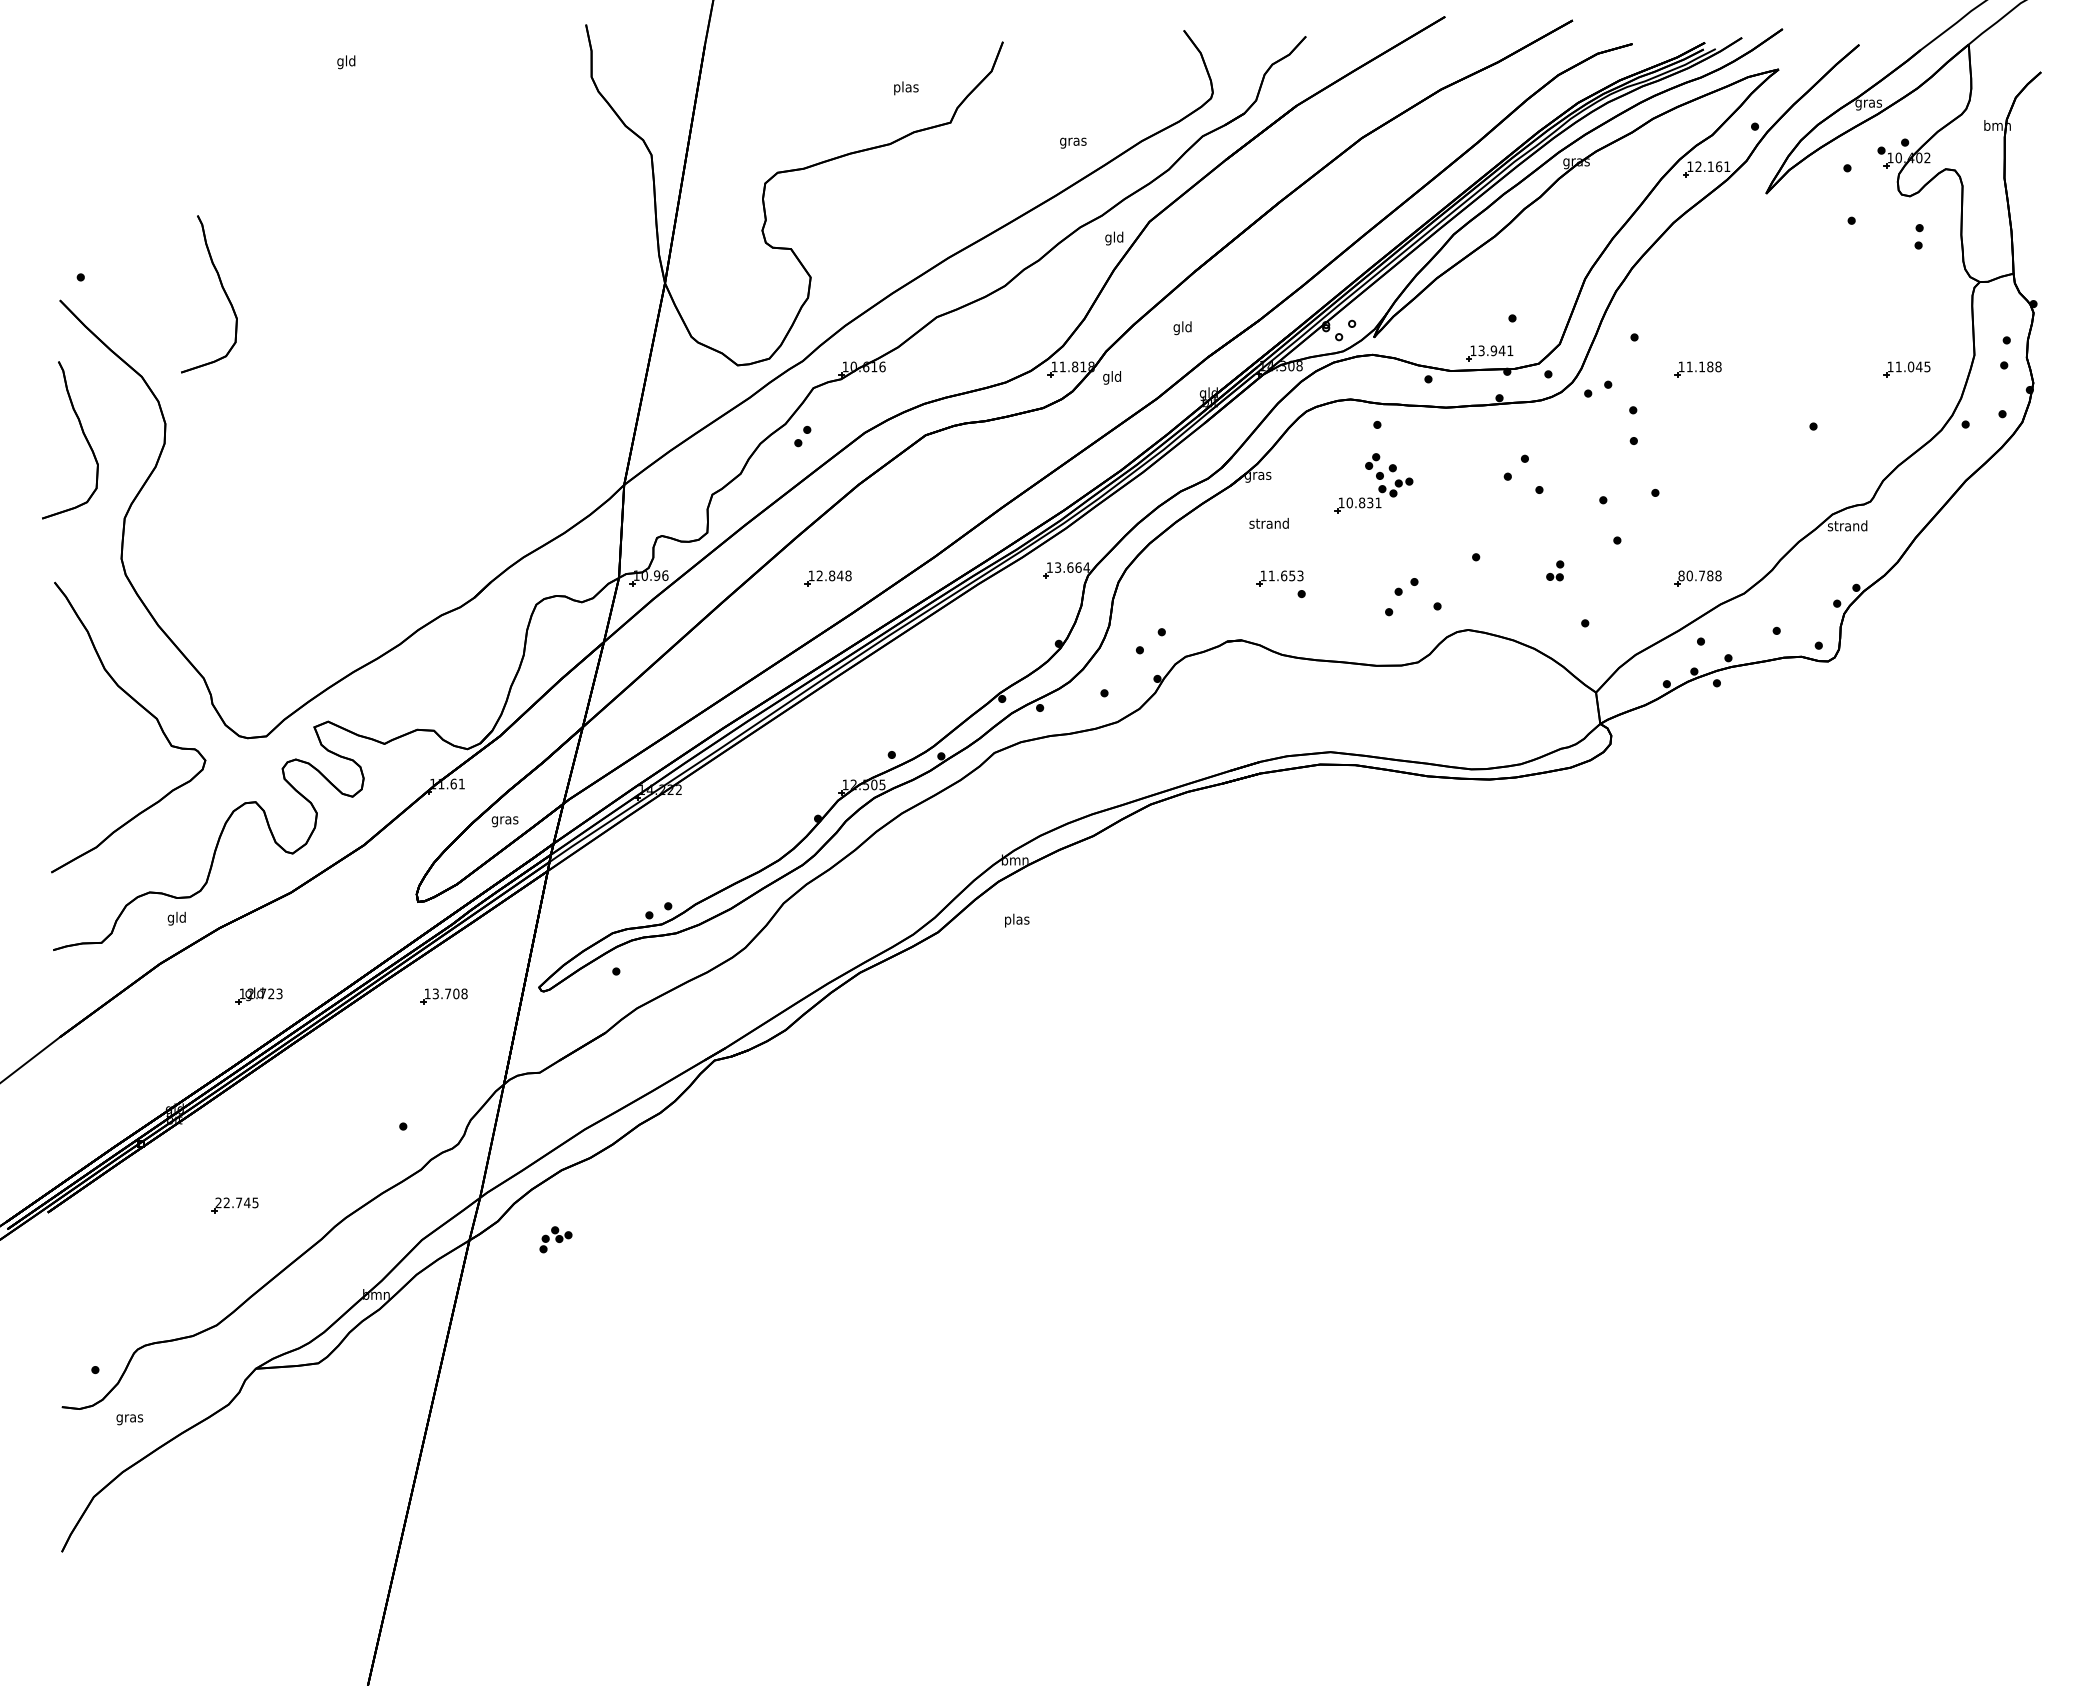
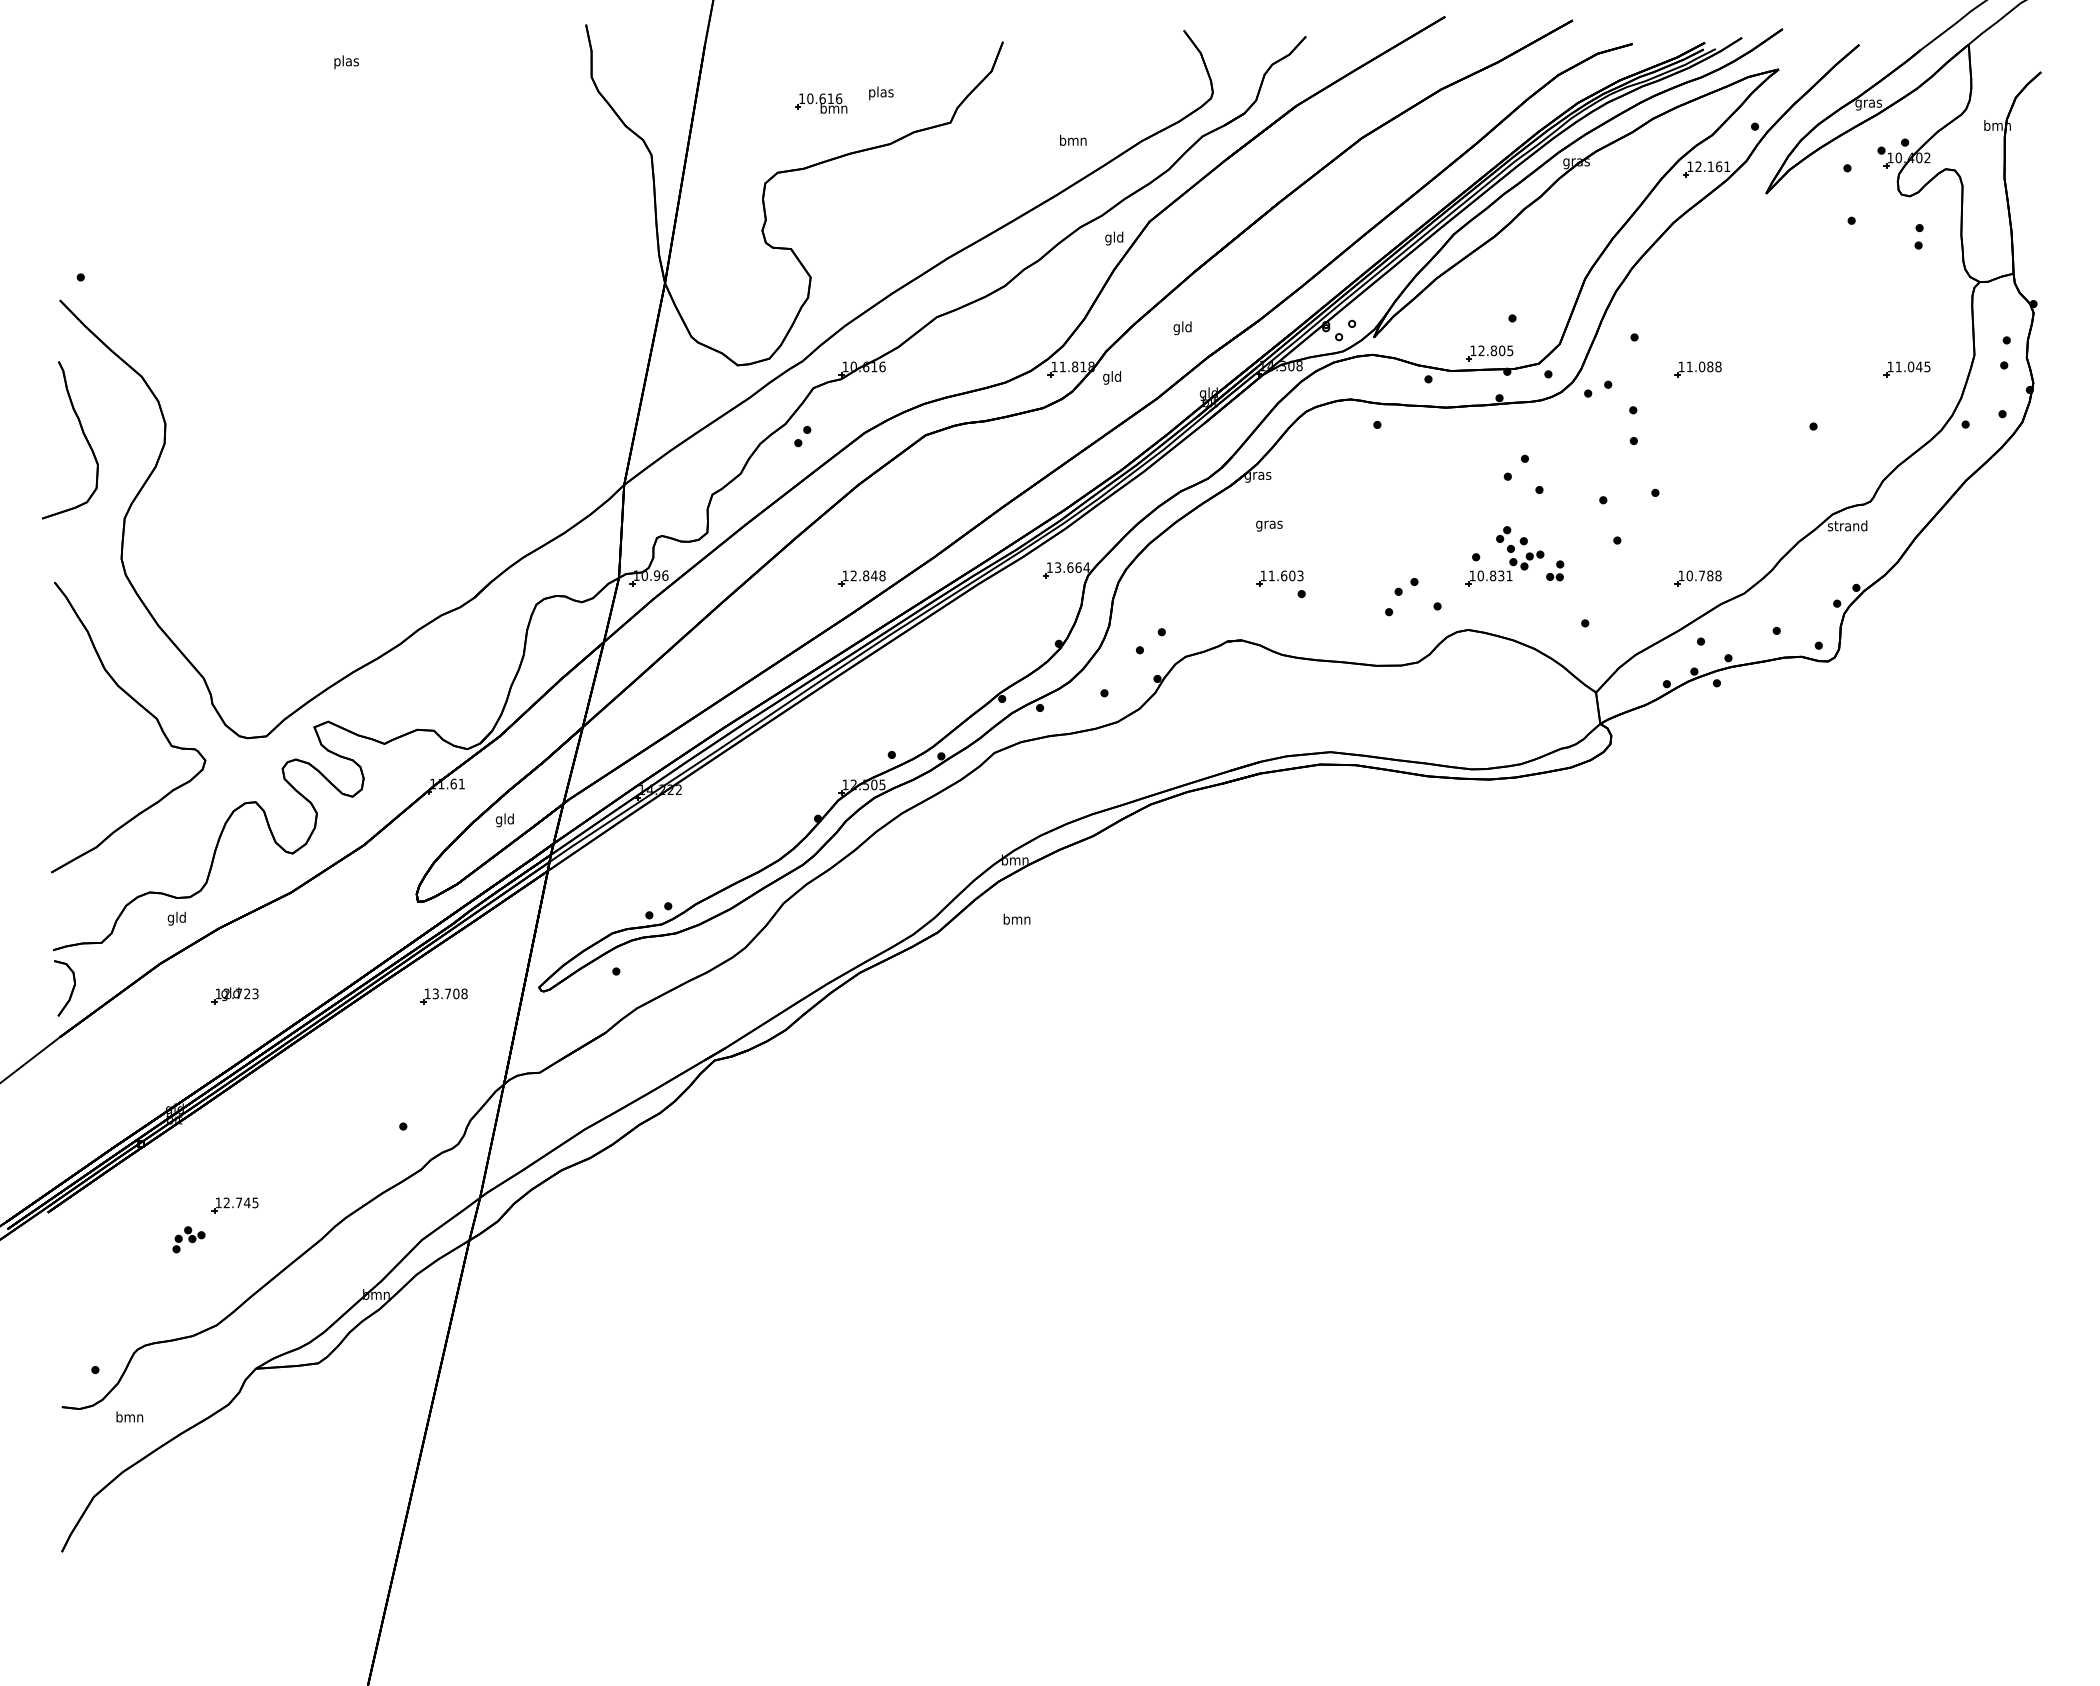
text: gld -> plas (346, 62)
text position: (906, 88) -> (881, 93) (881, 93)
part: none -> present (821, 103)
text: gras -> bmn (1073, 141)
part: present -> none (221, 287)
text: 13.941 -> 12.805 (1495, 350)
text: 11.188 -> 11.088 (1702, 366)
part position: (1373, 483) -> (1504, 556) (1504, 556)
text: strand -> gras (1268, 524)
text: 11.653 -> 11.603 (1292, 575)
text: 80.788 -> 10.788 (1681, 575)
part position: (827, 578) -> (861, 578) (861, 578)
text: gras -> gld (504, 820)
text: plas -> bmn (1016, 920)
part: none -> present (71, 990)
part position: (258, 995) -> (234, 995) (234, 995)
text: 22.745 -> 12.745 (218, 1202)
part position: (555, 1239) -> (188, 1239) (188, 1239)
text: gras -> bmn (129, 1418)
